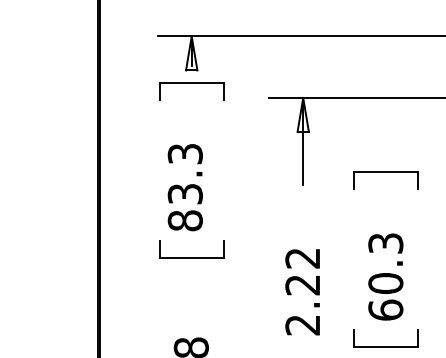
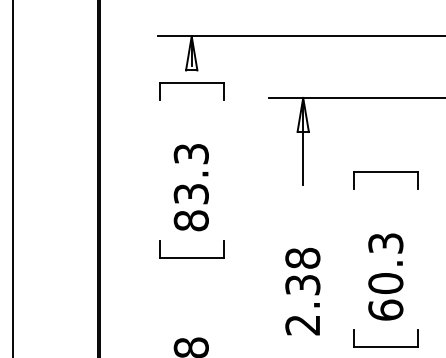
line: none -> present (12, 178)
text position: (184, 187) -> (190, 187) (190, 187)
text: 2.22 -> 2.38 (302, 271)
